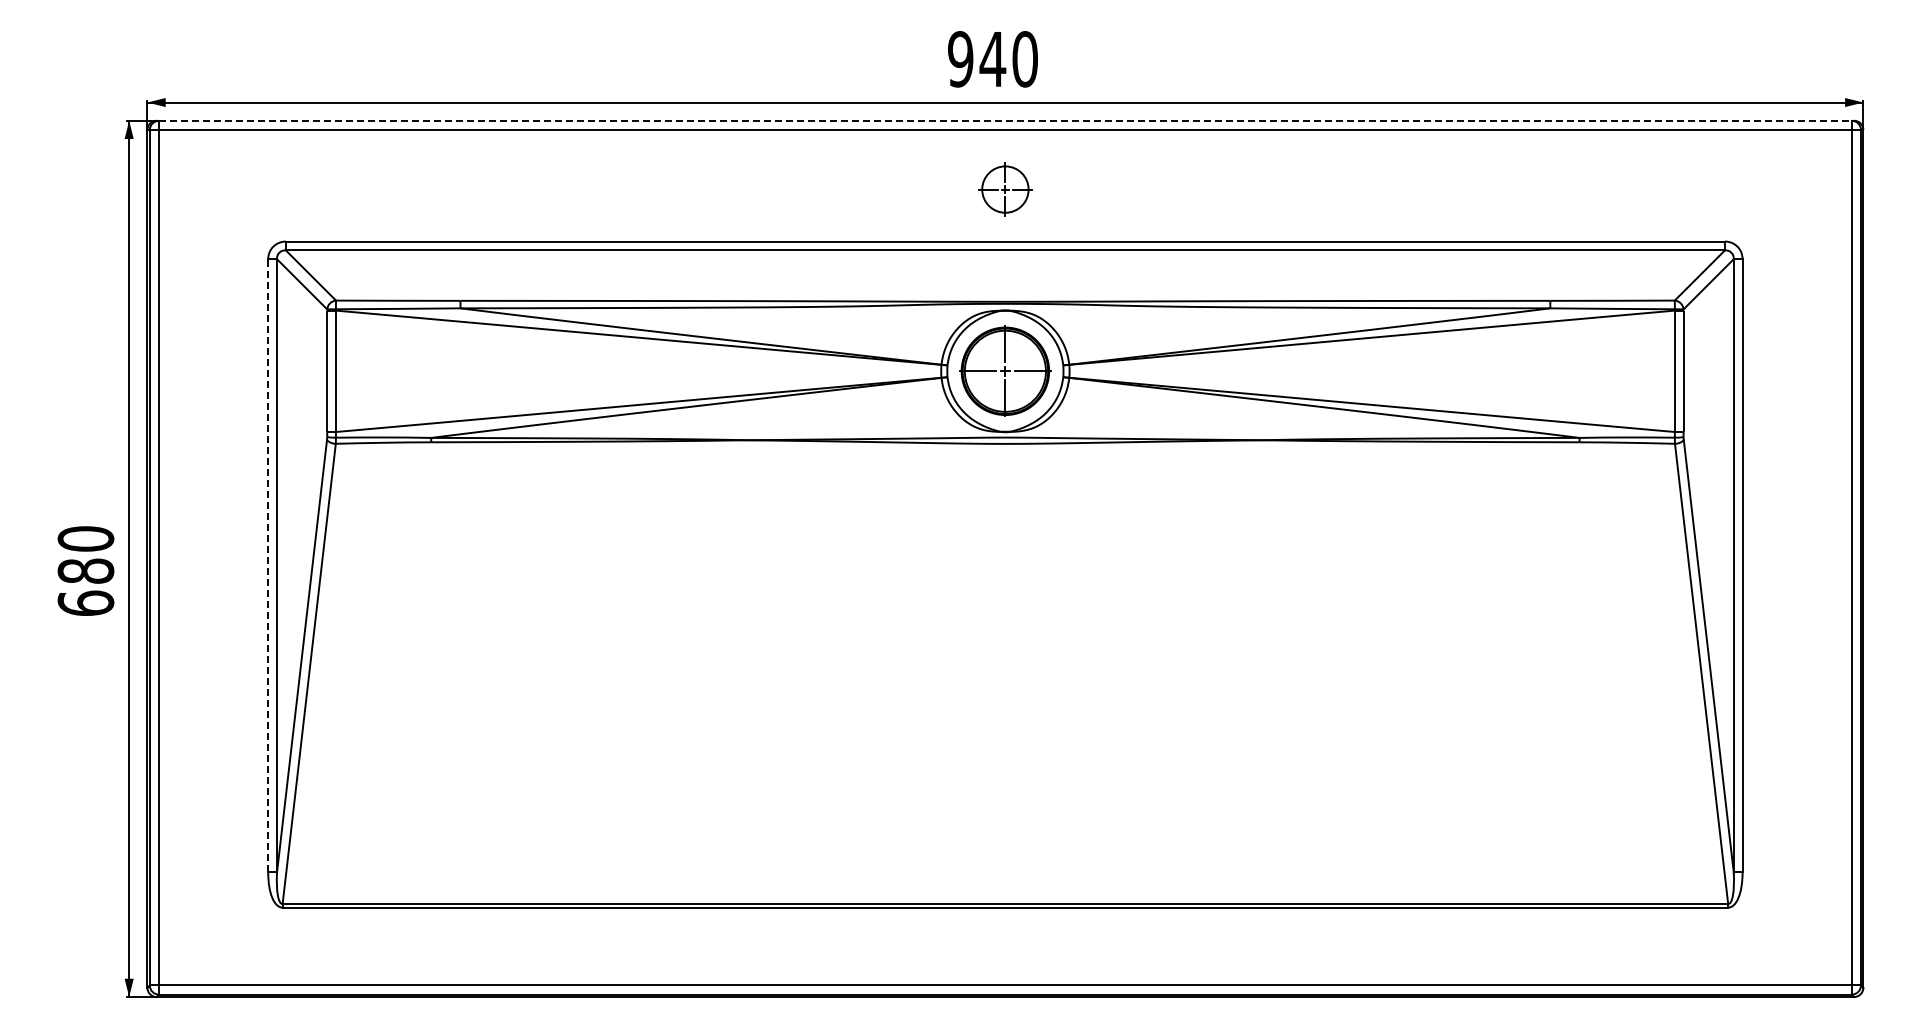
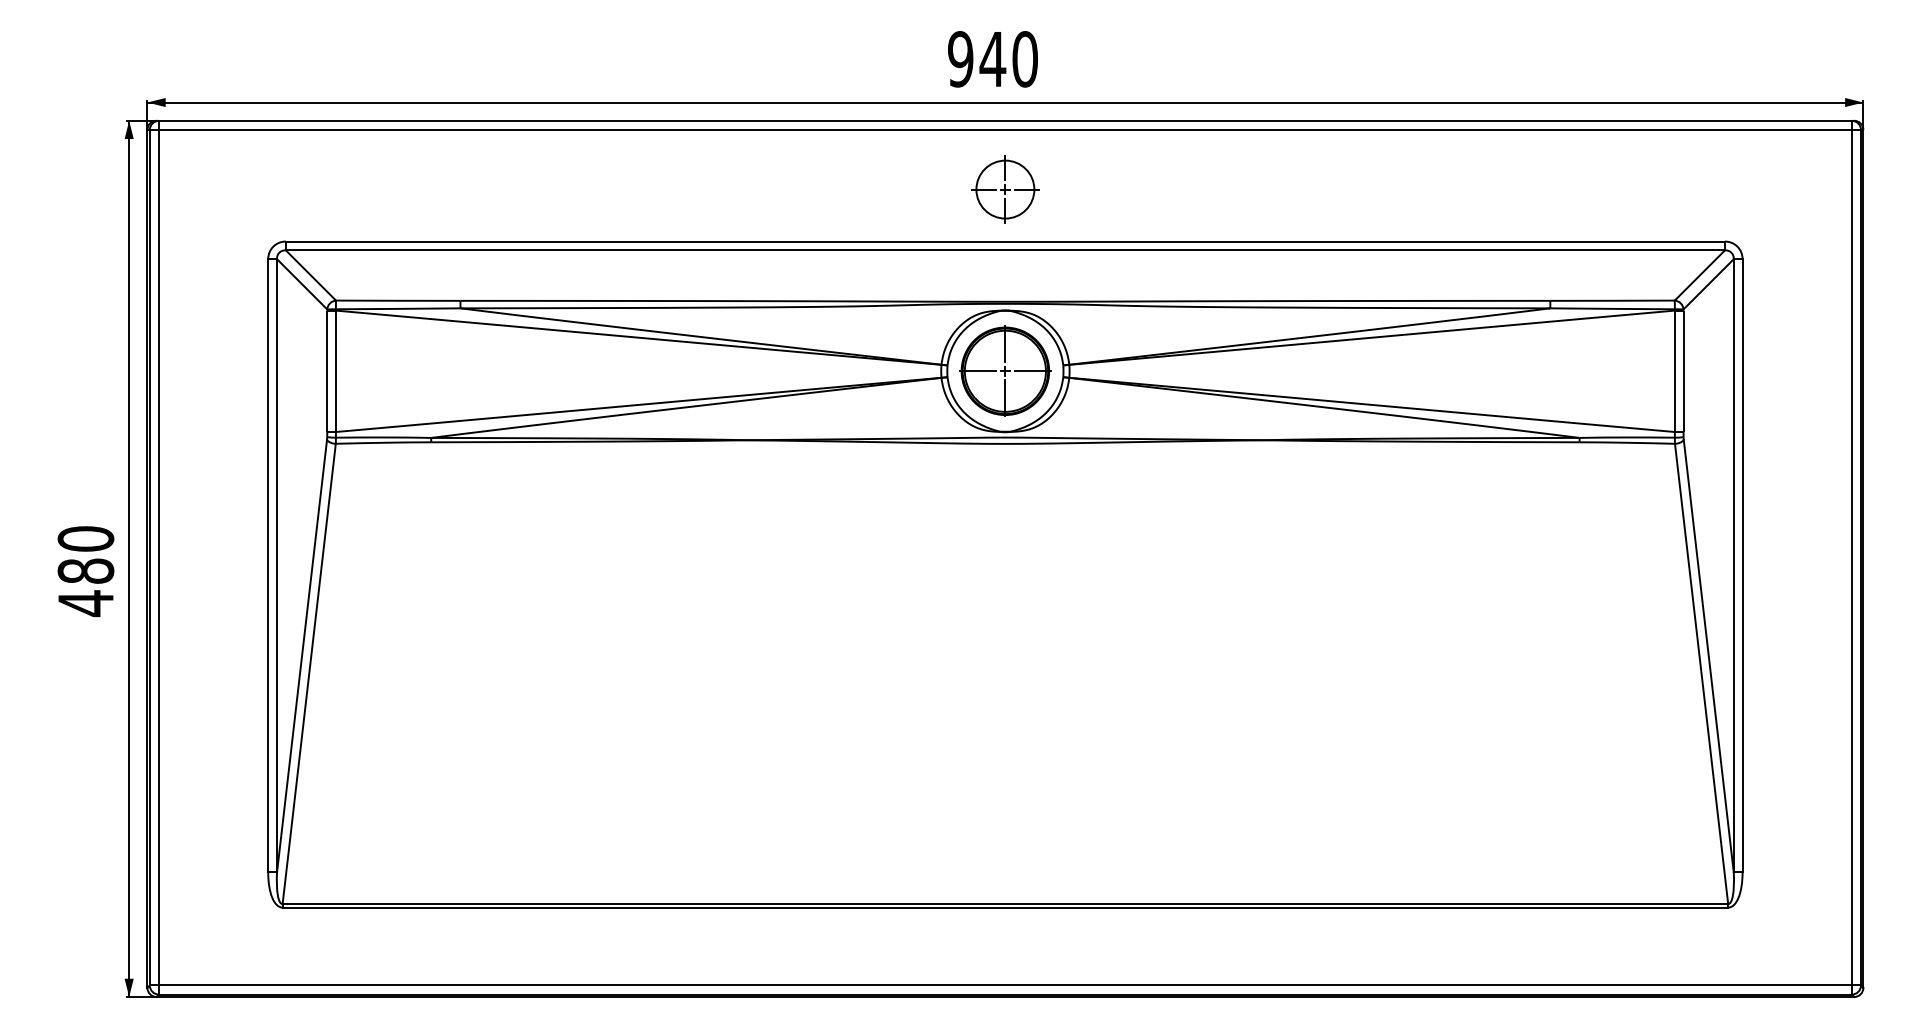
line: dashed -> solid (1005, 120)
part size: 55x55 px -> 69x69 px (1005, 189)
line: dashed -> solid (268, 565)
text: 680 -> 480 (85, 603)
